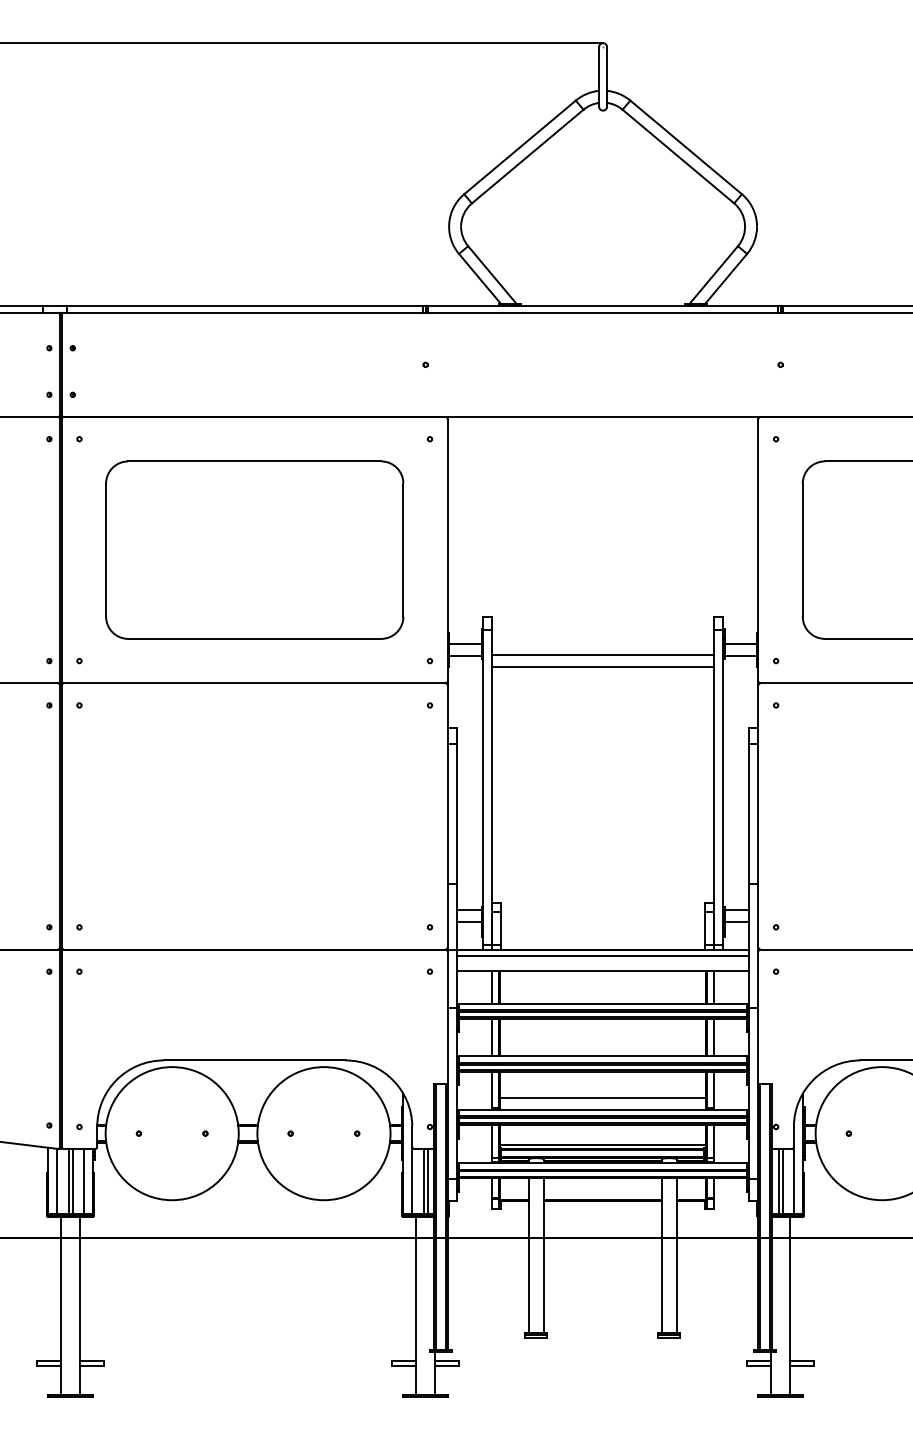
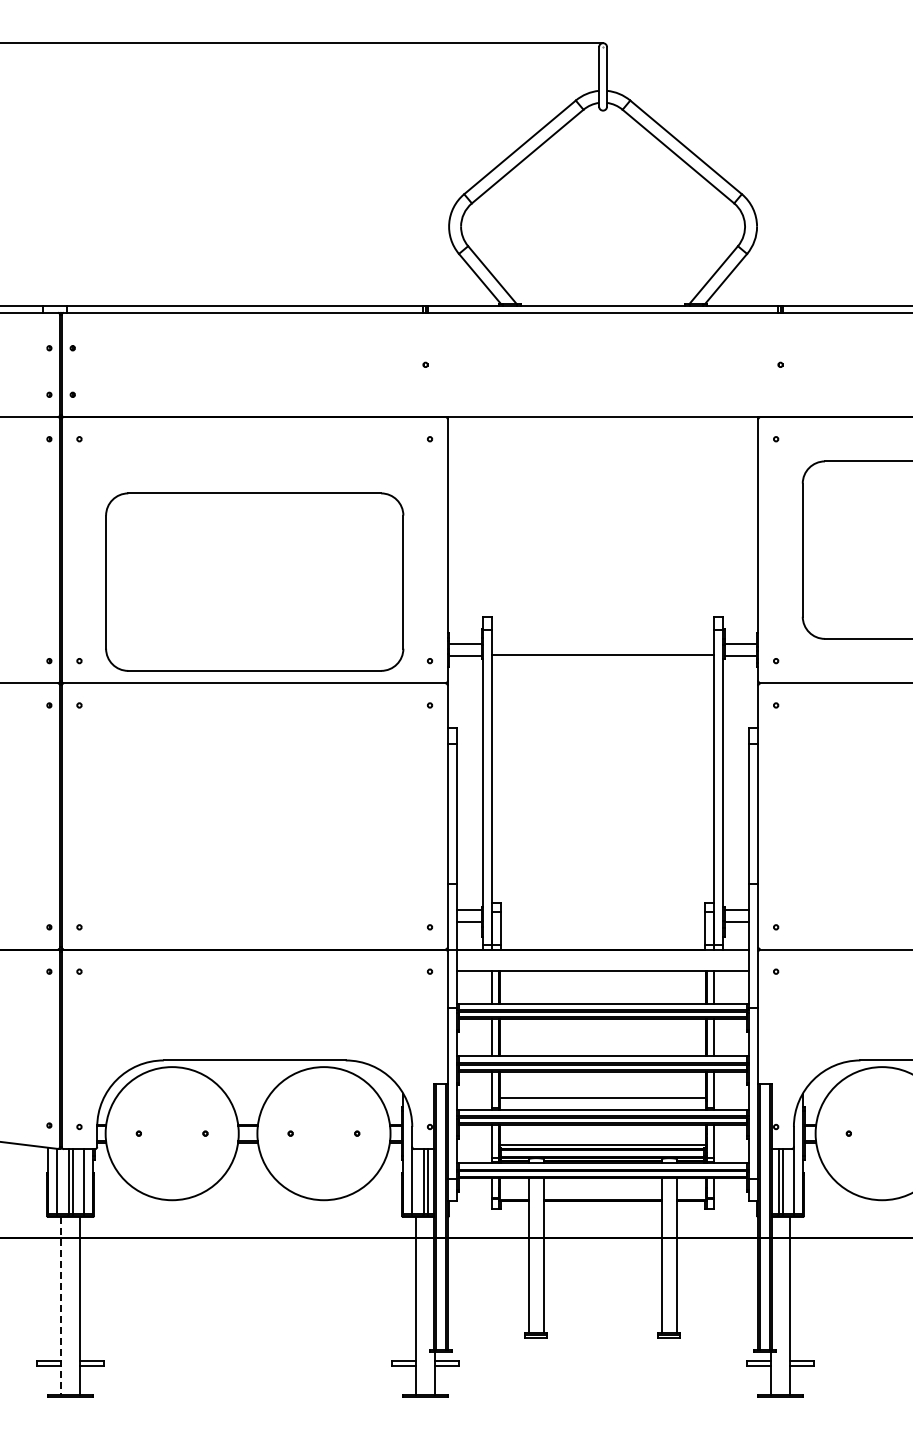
part position: (254, 549) -> (254, 581) (254, 581)
line: present -> none (603, 667)
line: present -> none (603, 956)
line: solid -> dashed (61, 1305)
